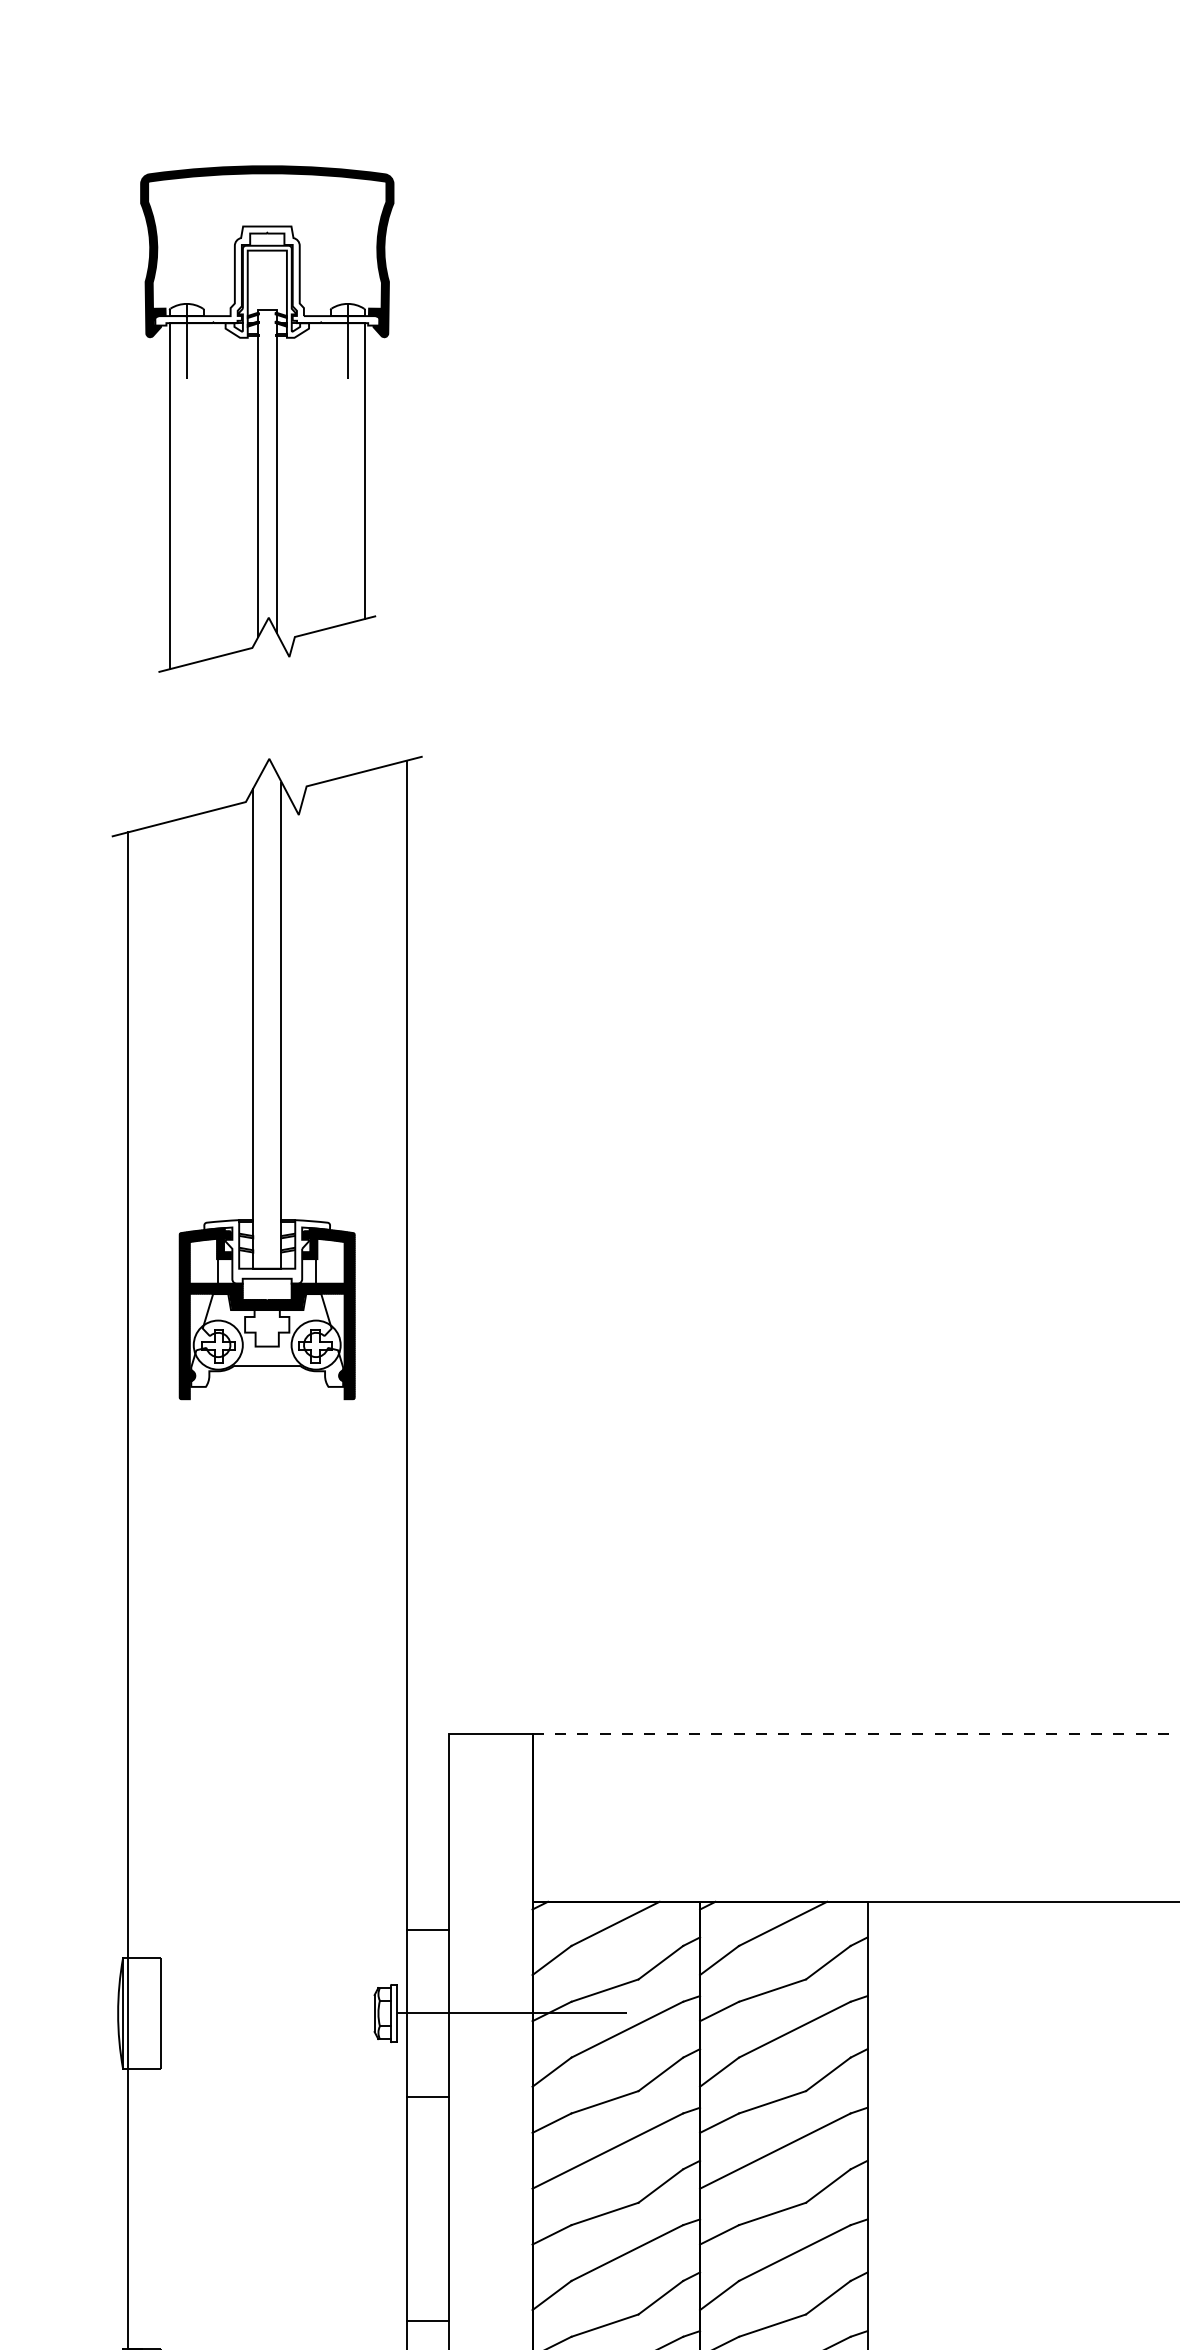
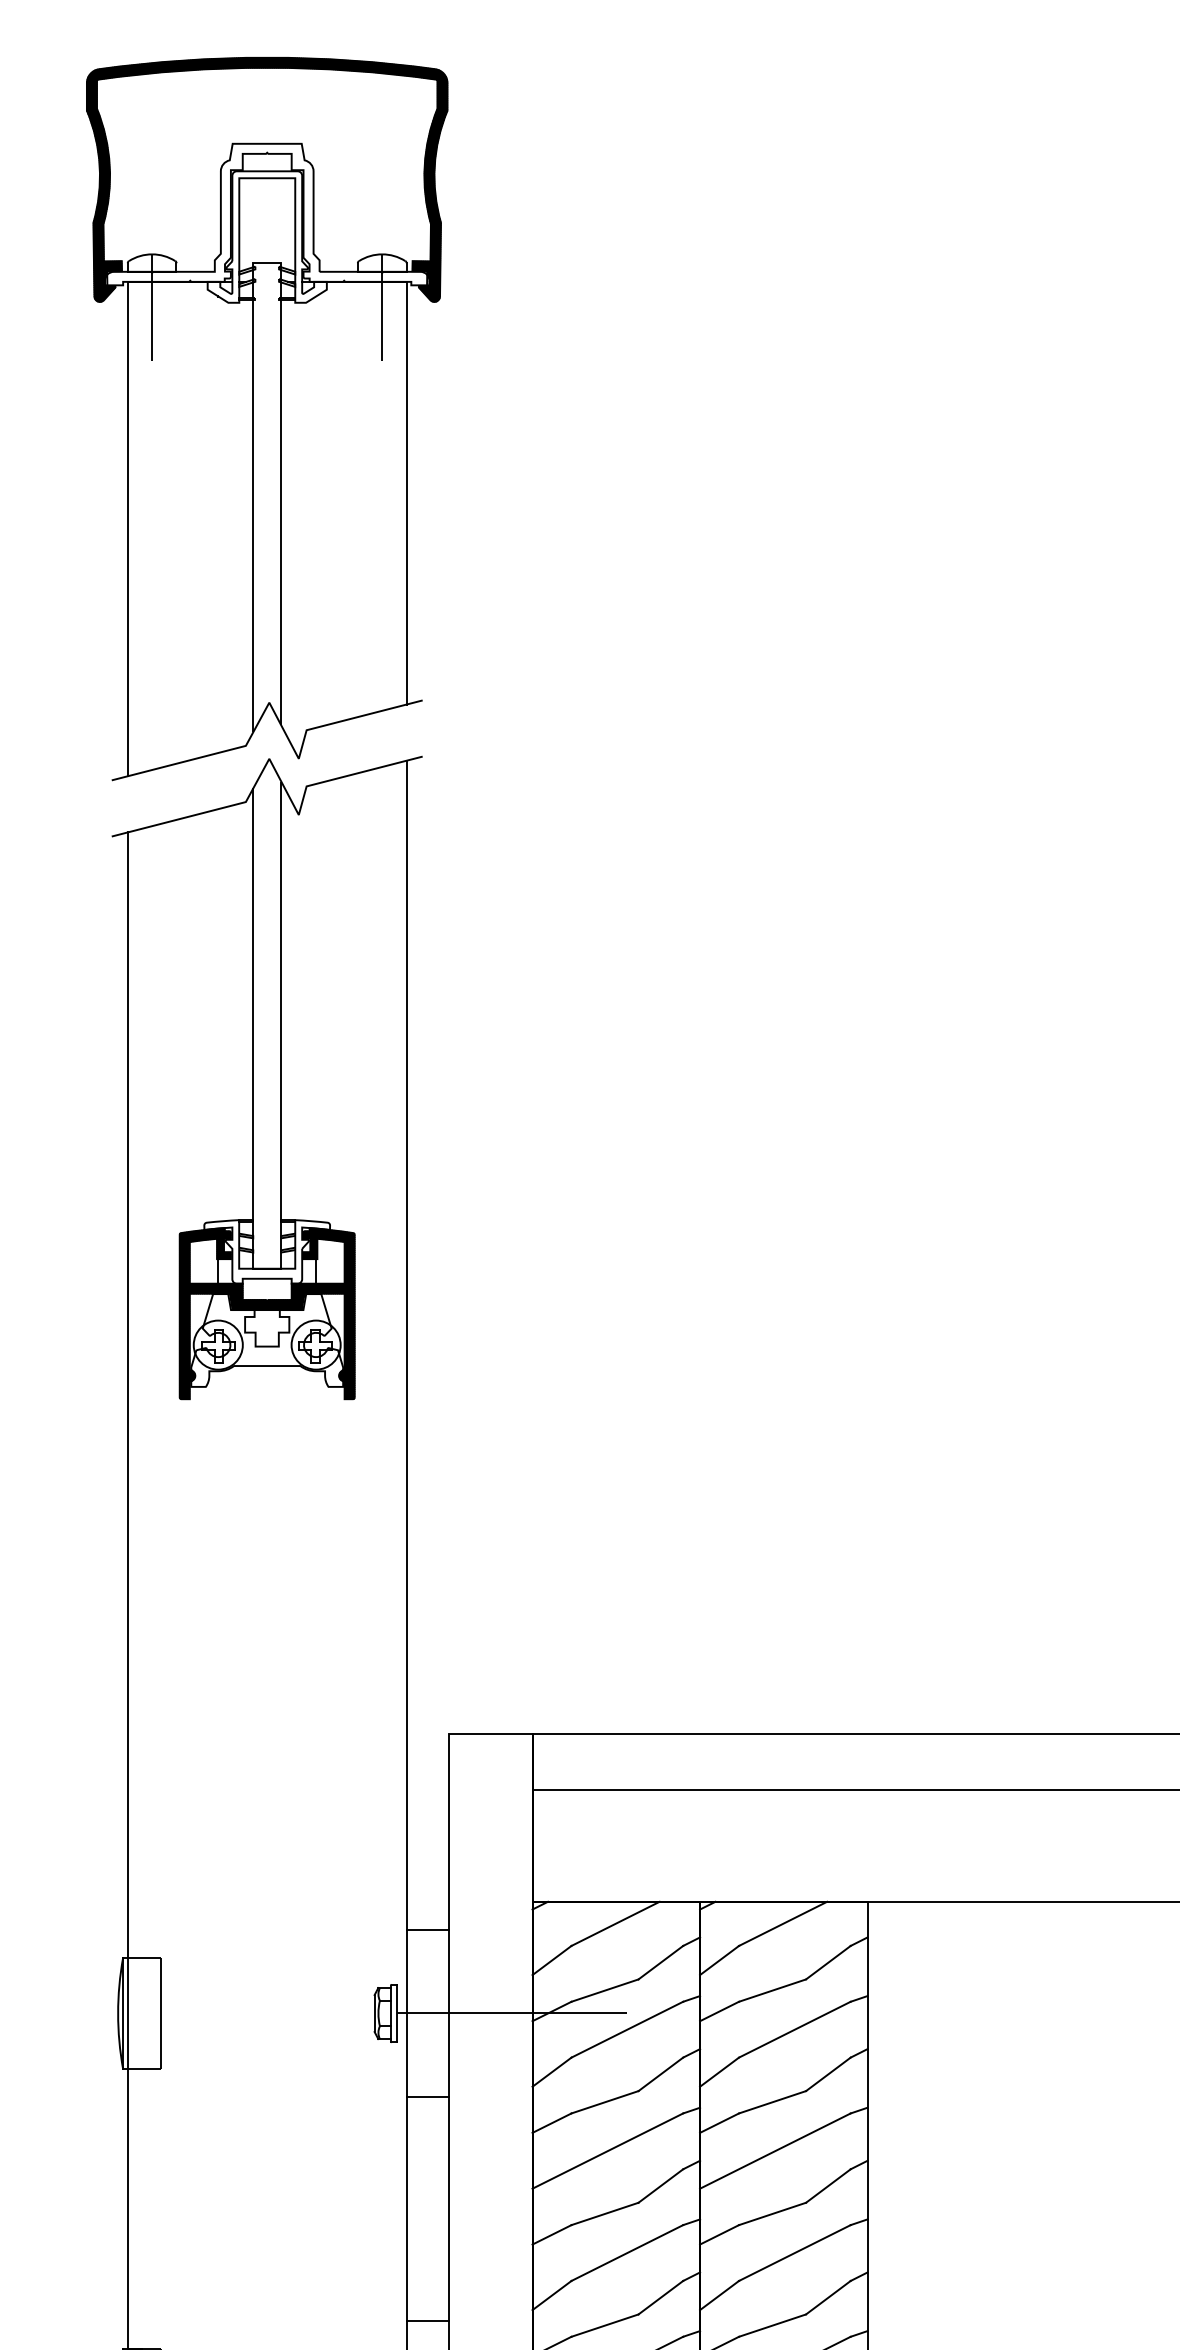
part size: 255x508 px -> 363x725 px (267, 419)
line: dashed -> solid (856, 1734)
line: none -> present (854, 1790)
